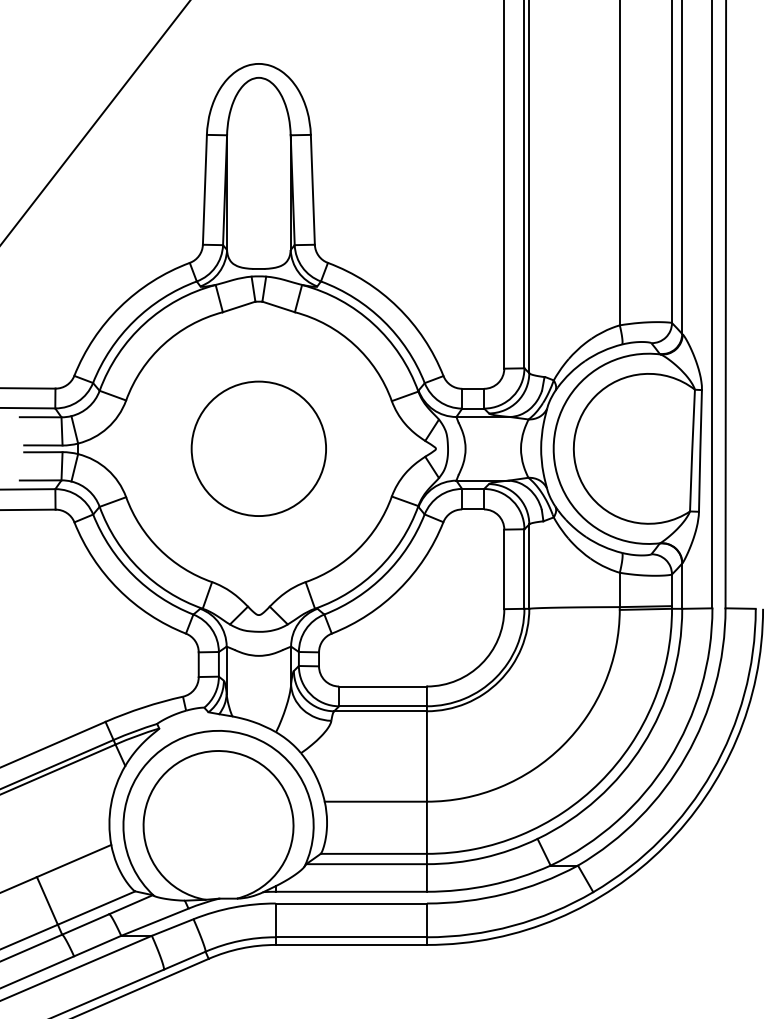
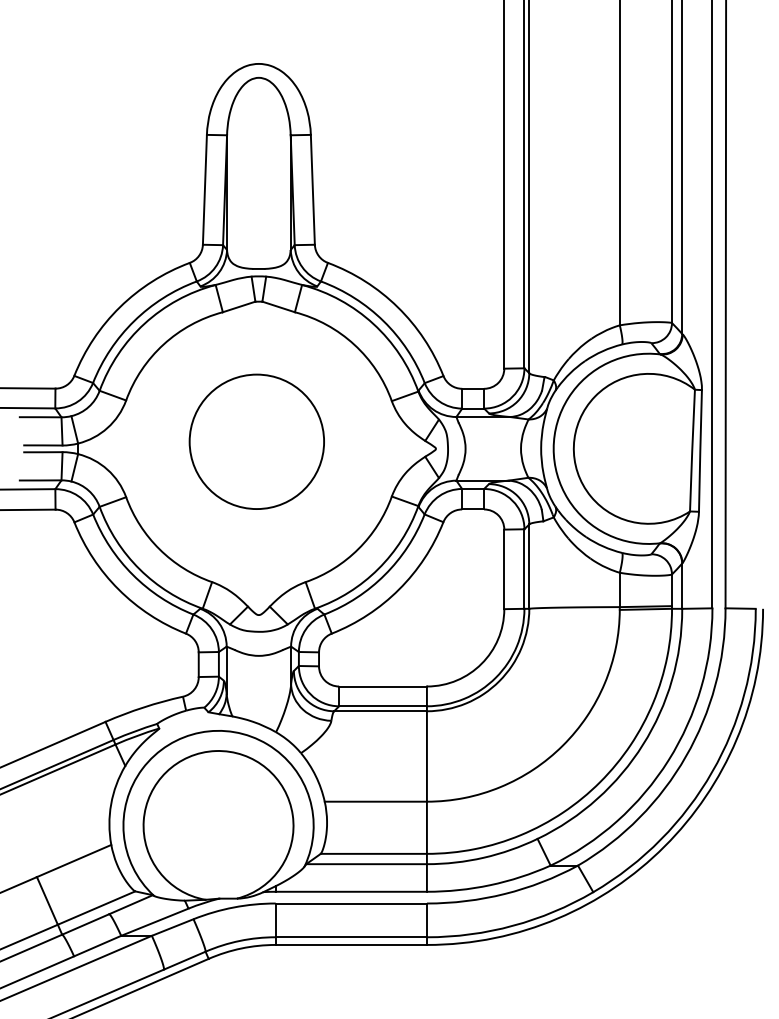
line: present -> none (95, 122)
circle position: (258, 448) -> (256, 441) (256, 441)
